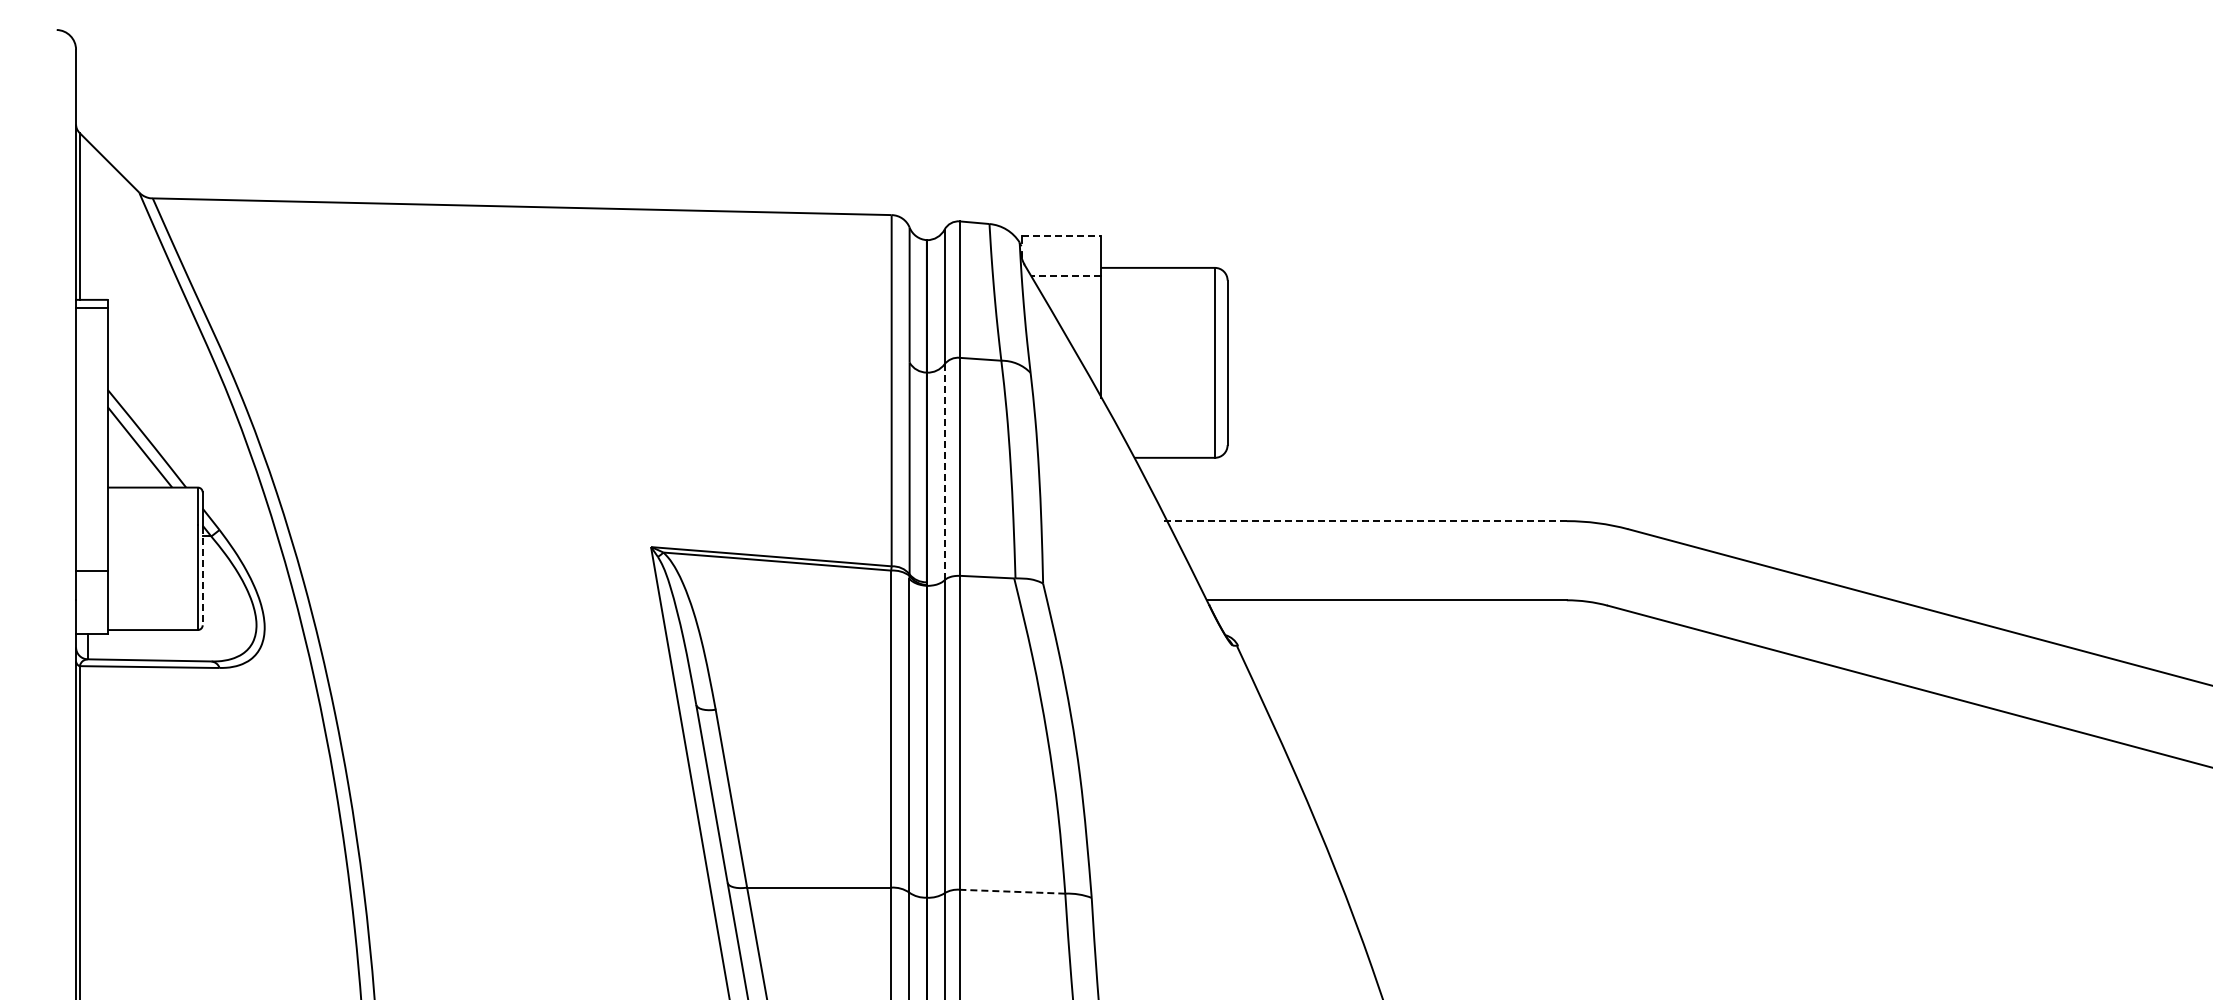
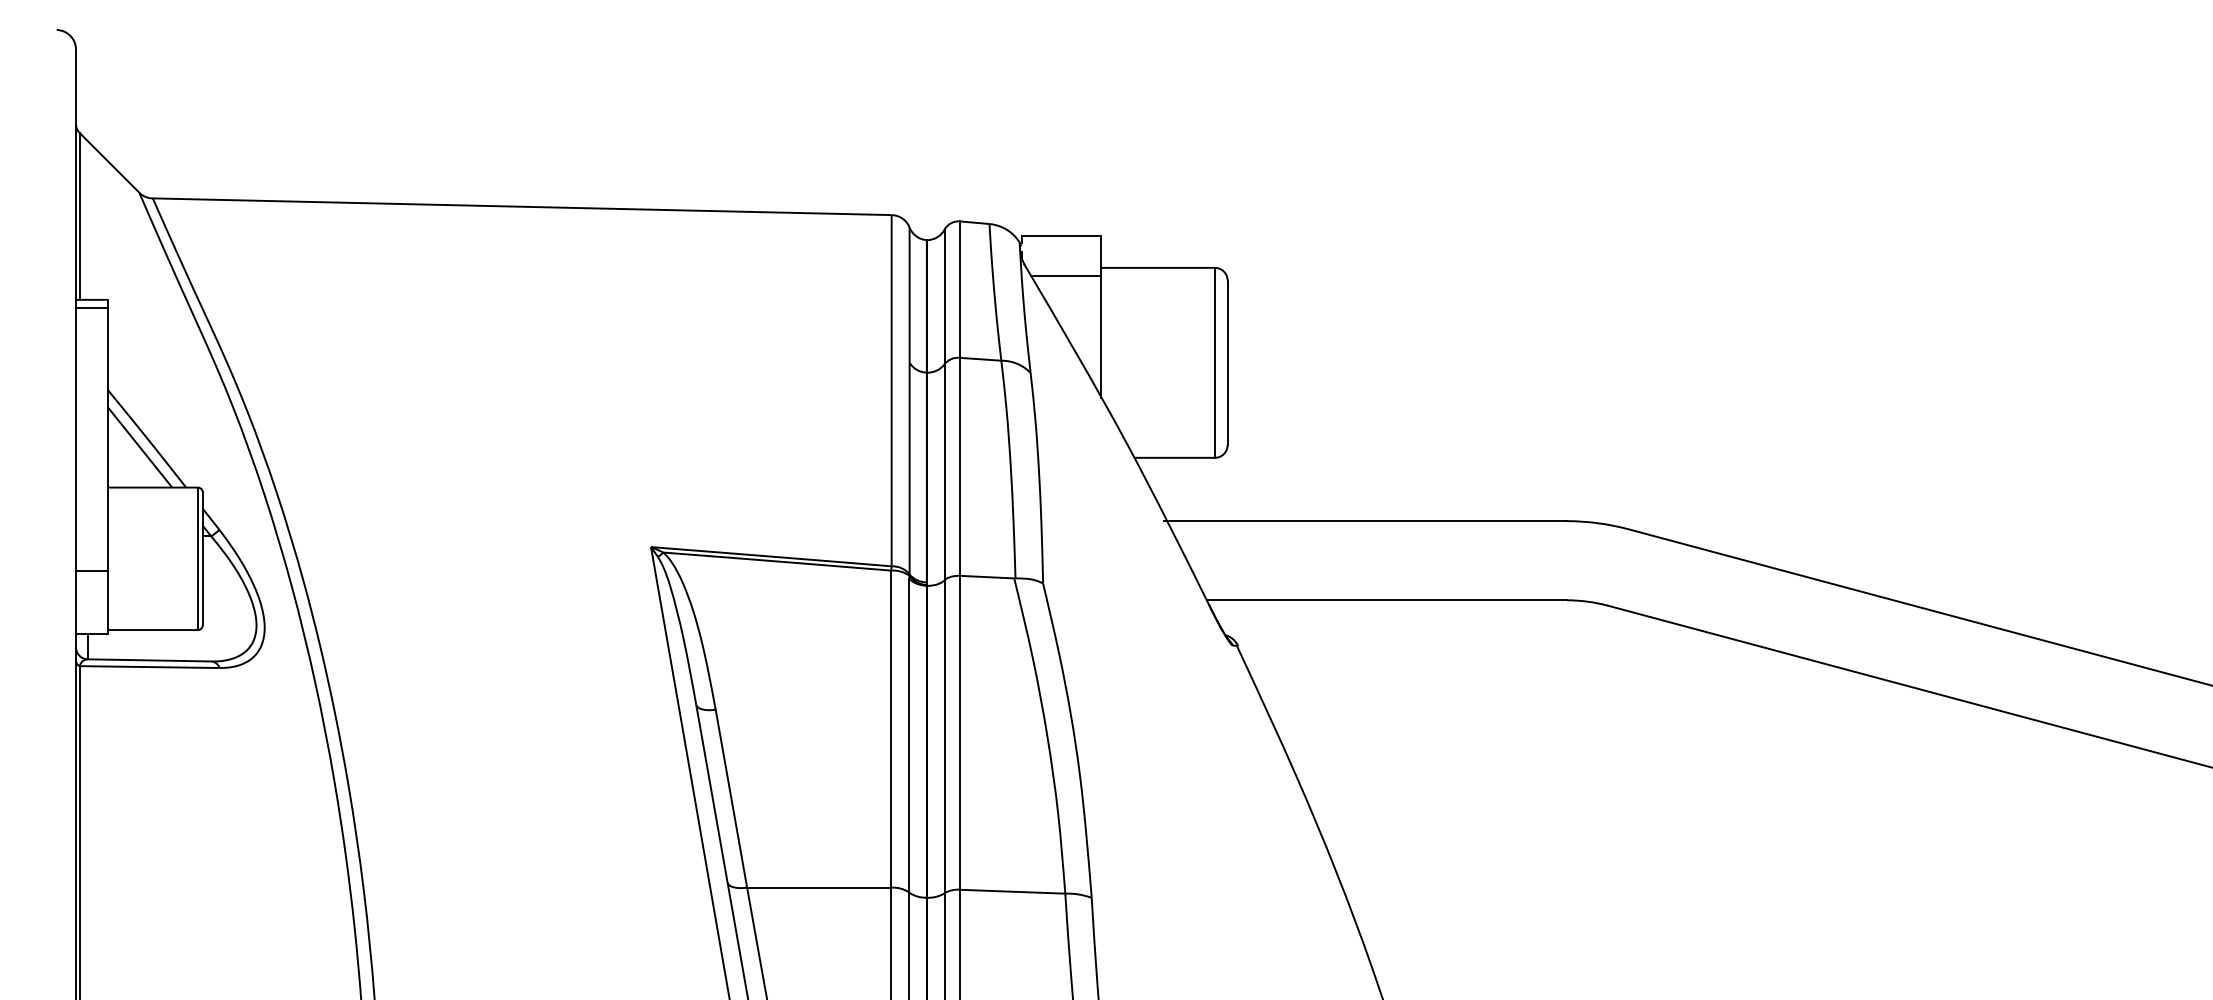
line: dashed -> solid (1061, 236)
line: dashed -> solid (1065, 275)
line: dashed -> solid (944, 472)
line: dashed -> solid (1365, 521)
line: dashed -> solid (202, 576)
line: dashed -> solid (1012, 891)
